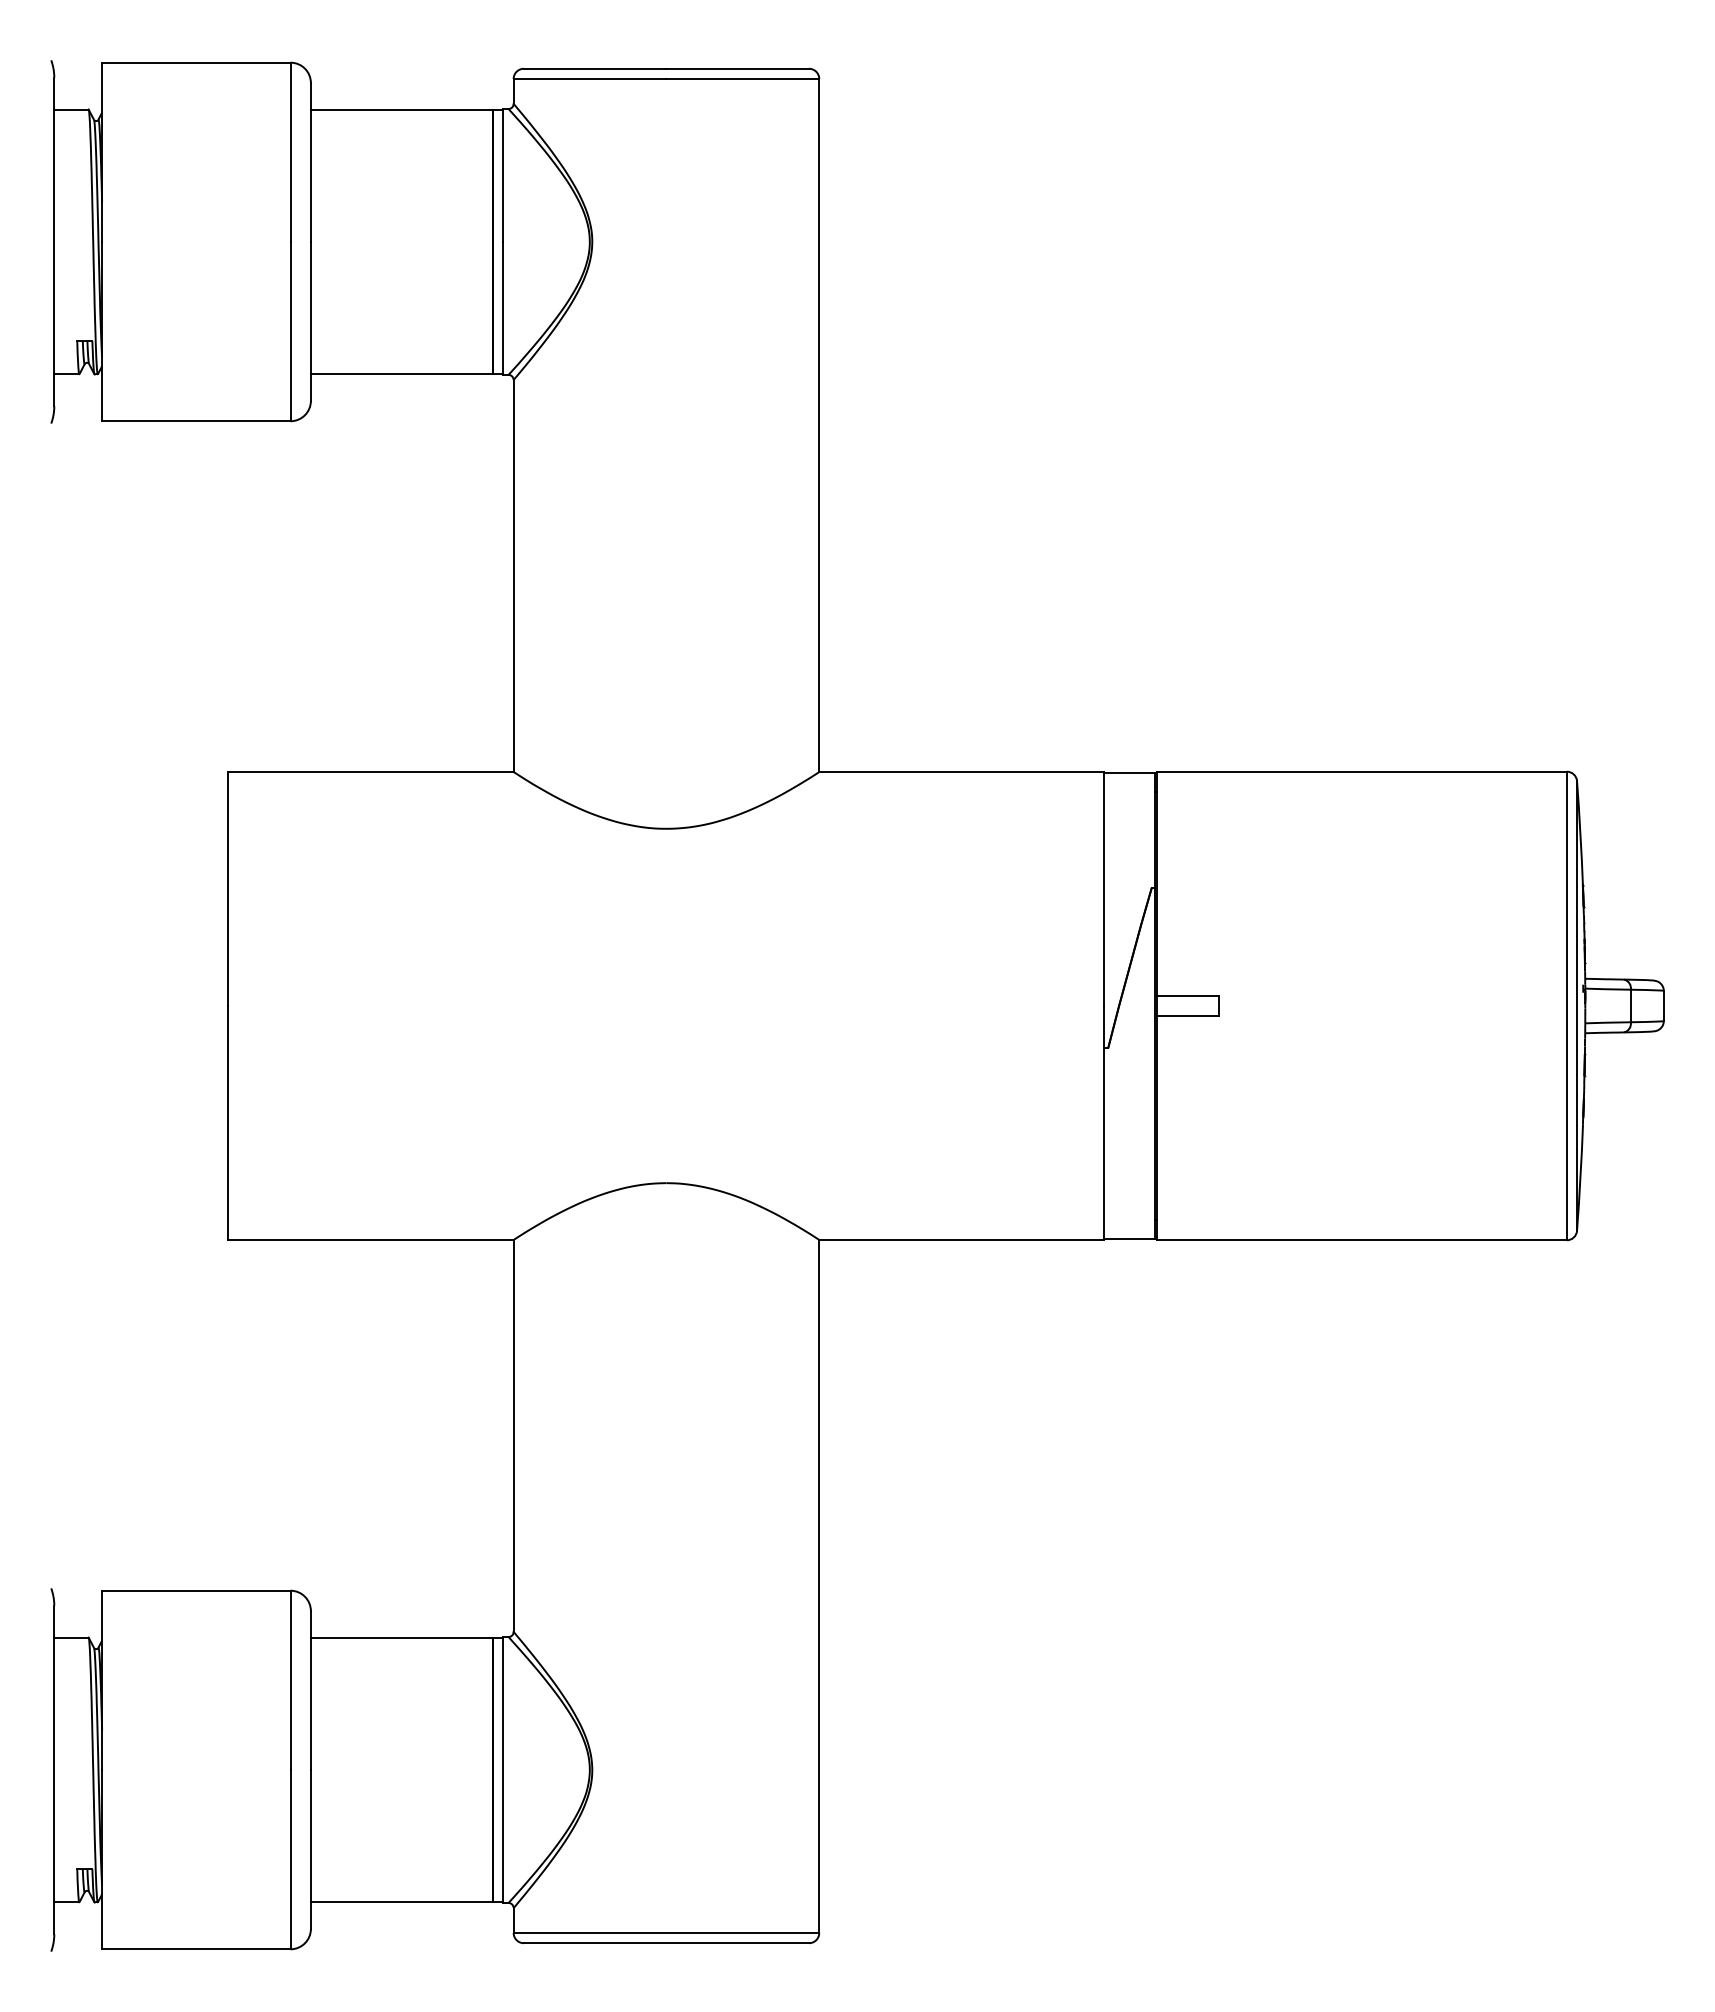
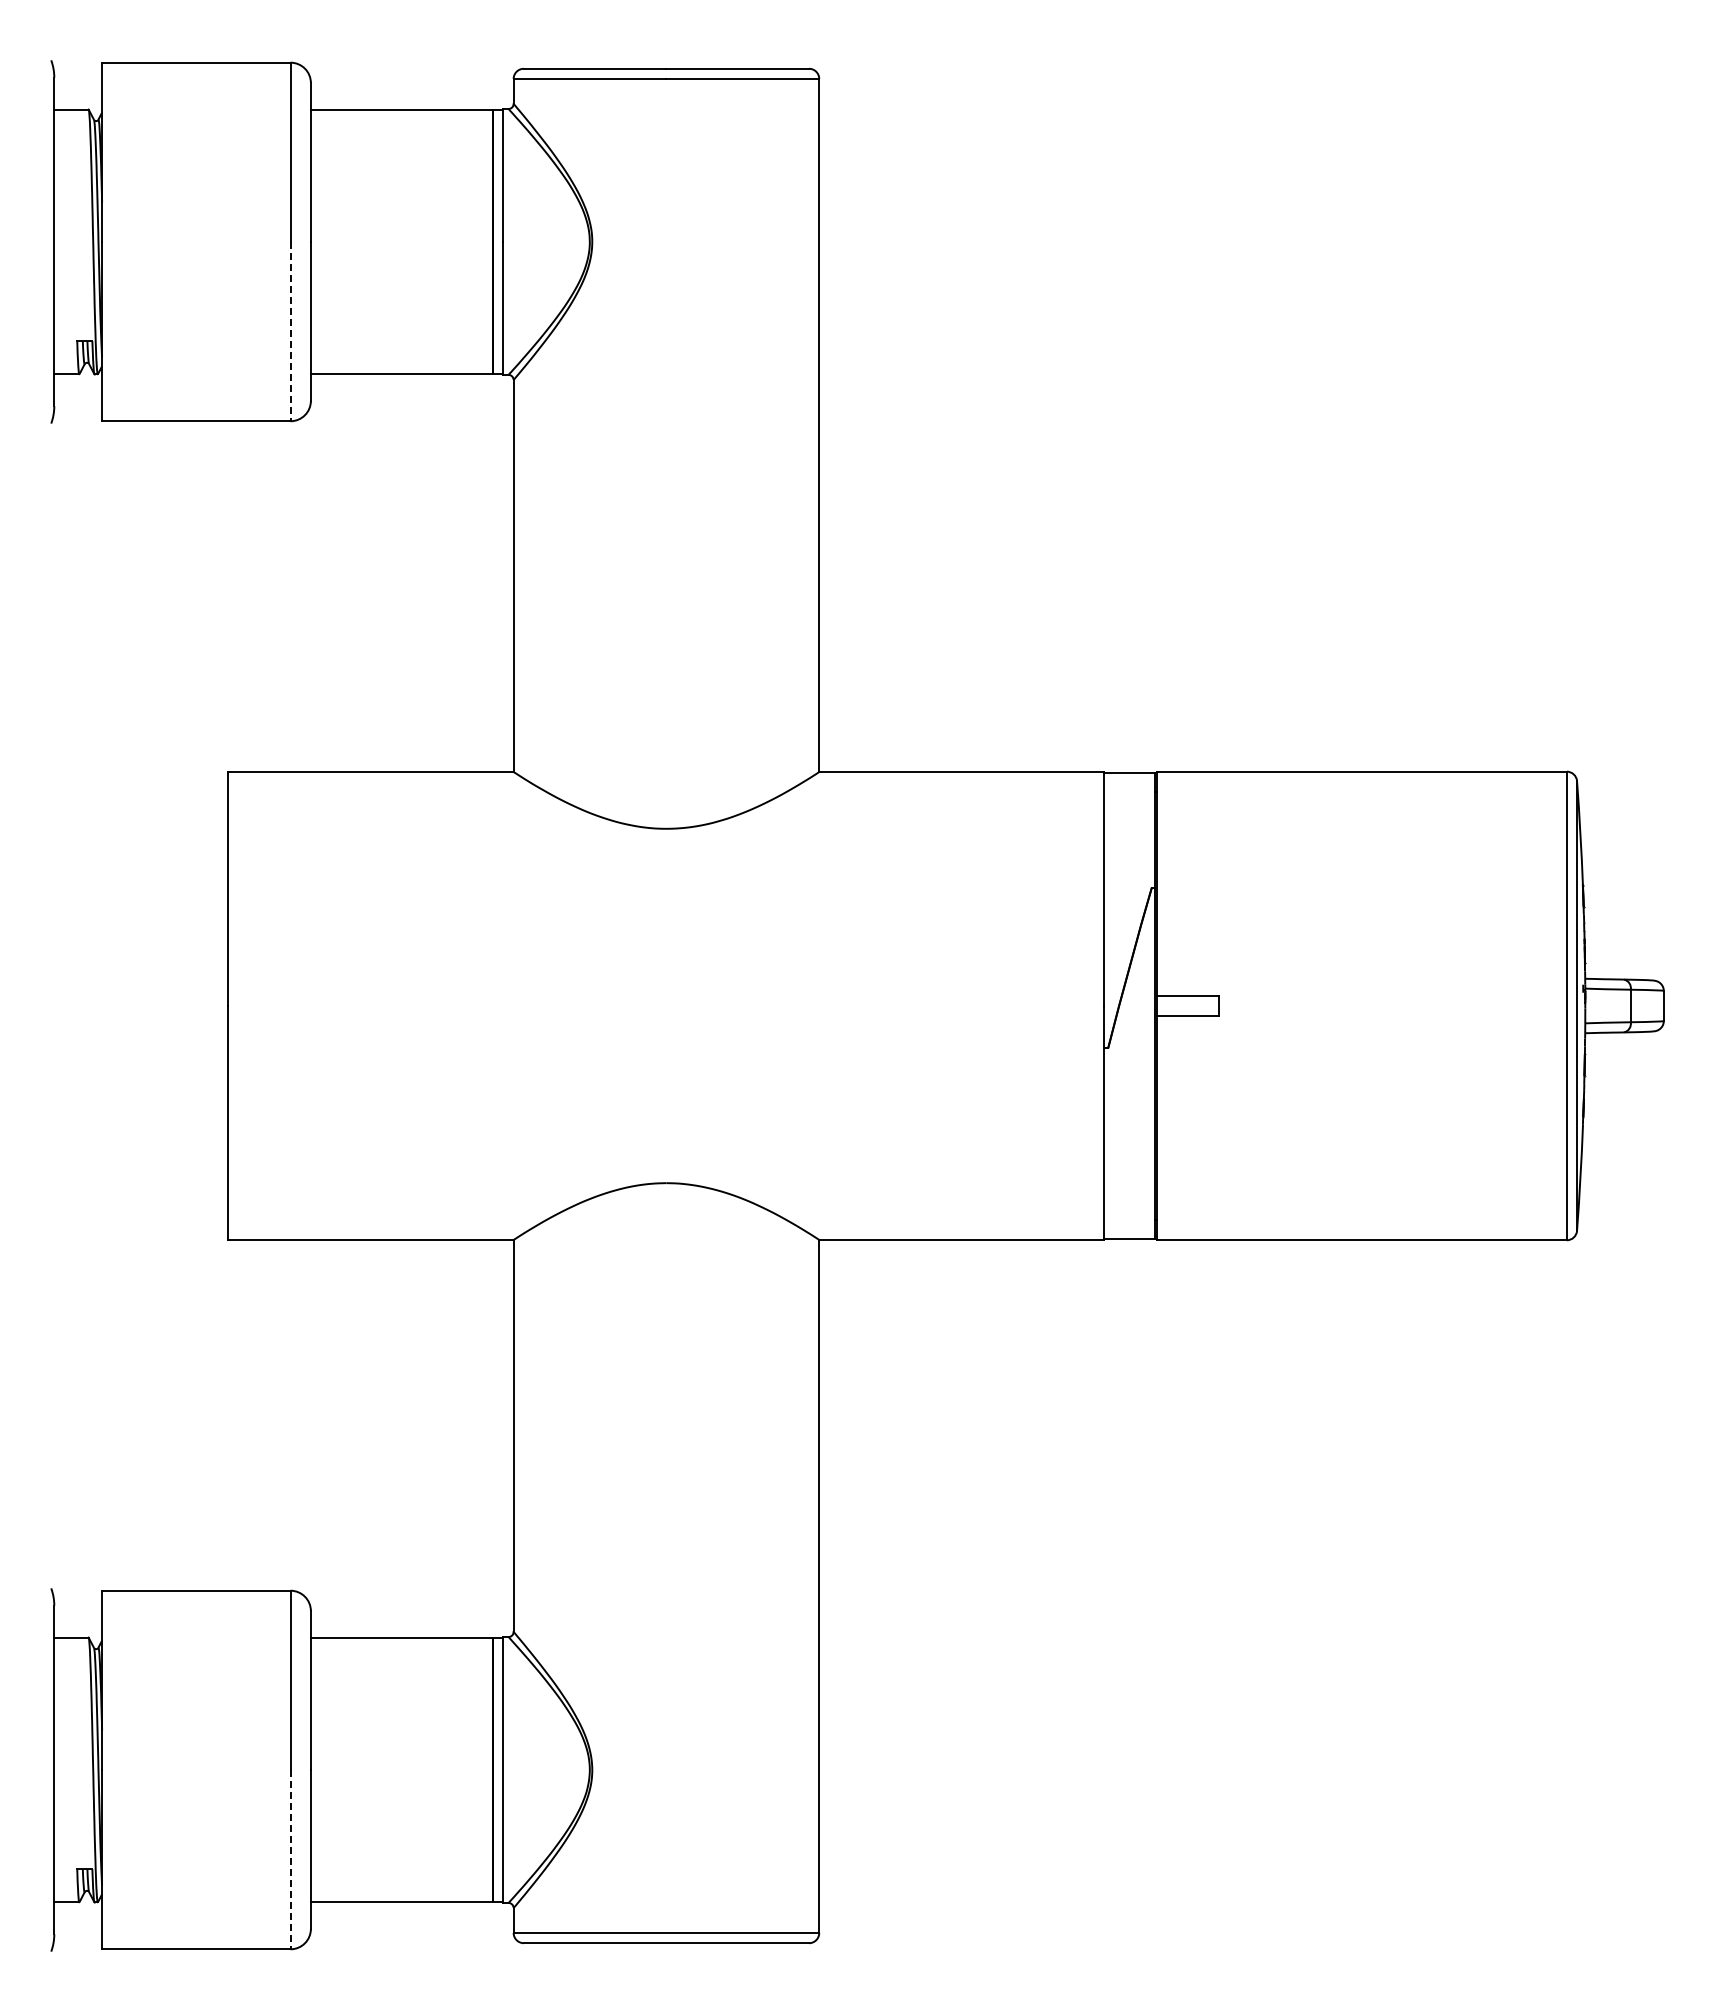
line: solid -> dashed (290, 331)
line: solid -> dashed (290, 1859)
